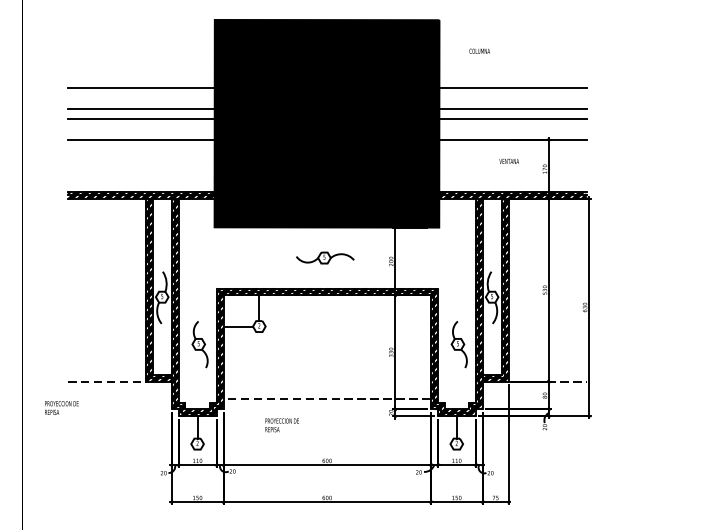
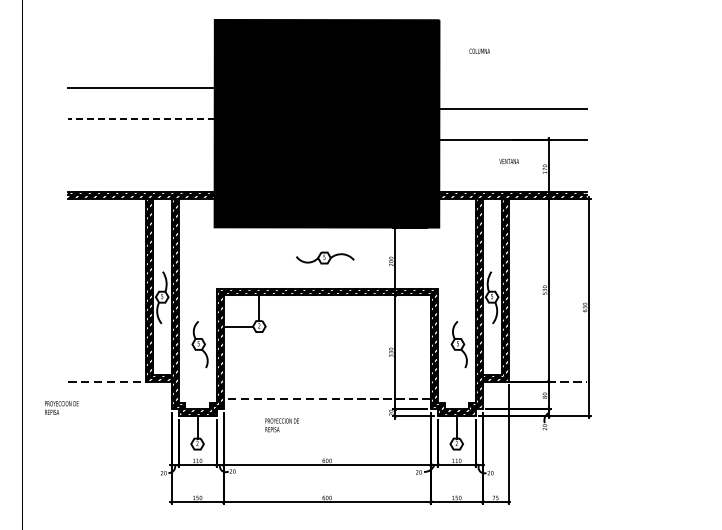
line: present -> none (512, 88)
line: present -> none (140, 108)
line: solid -> dashed (140, 119)
line: present -> none (512, 119)
line: present -> none (140, 139)
